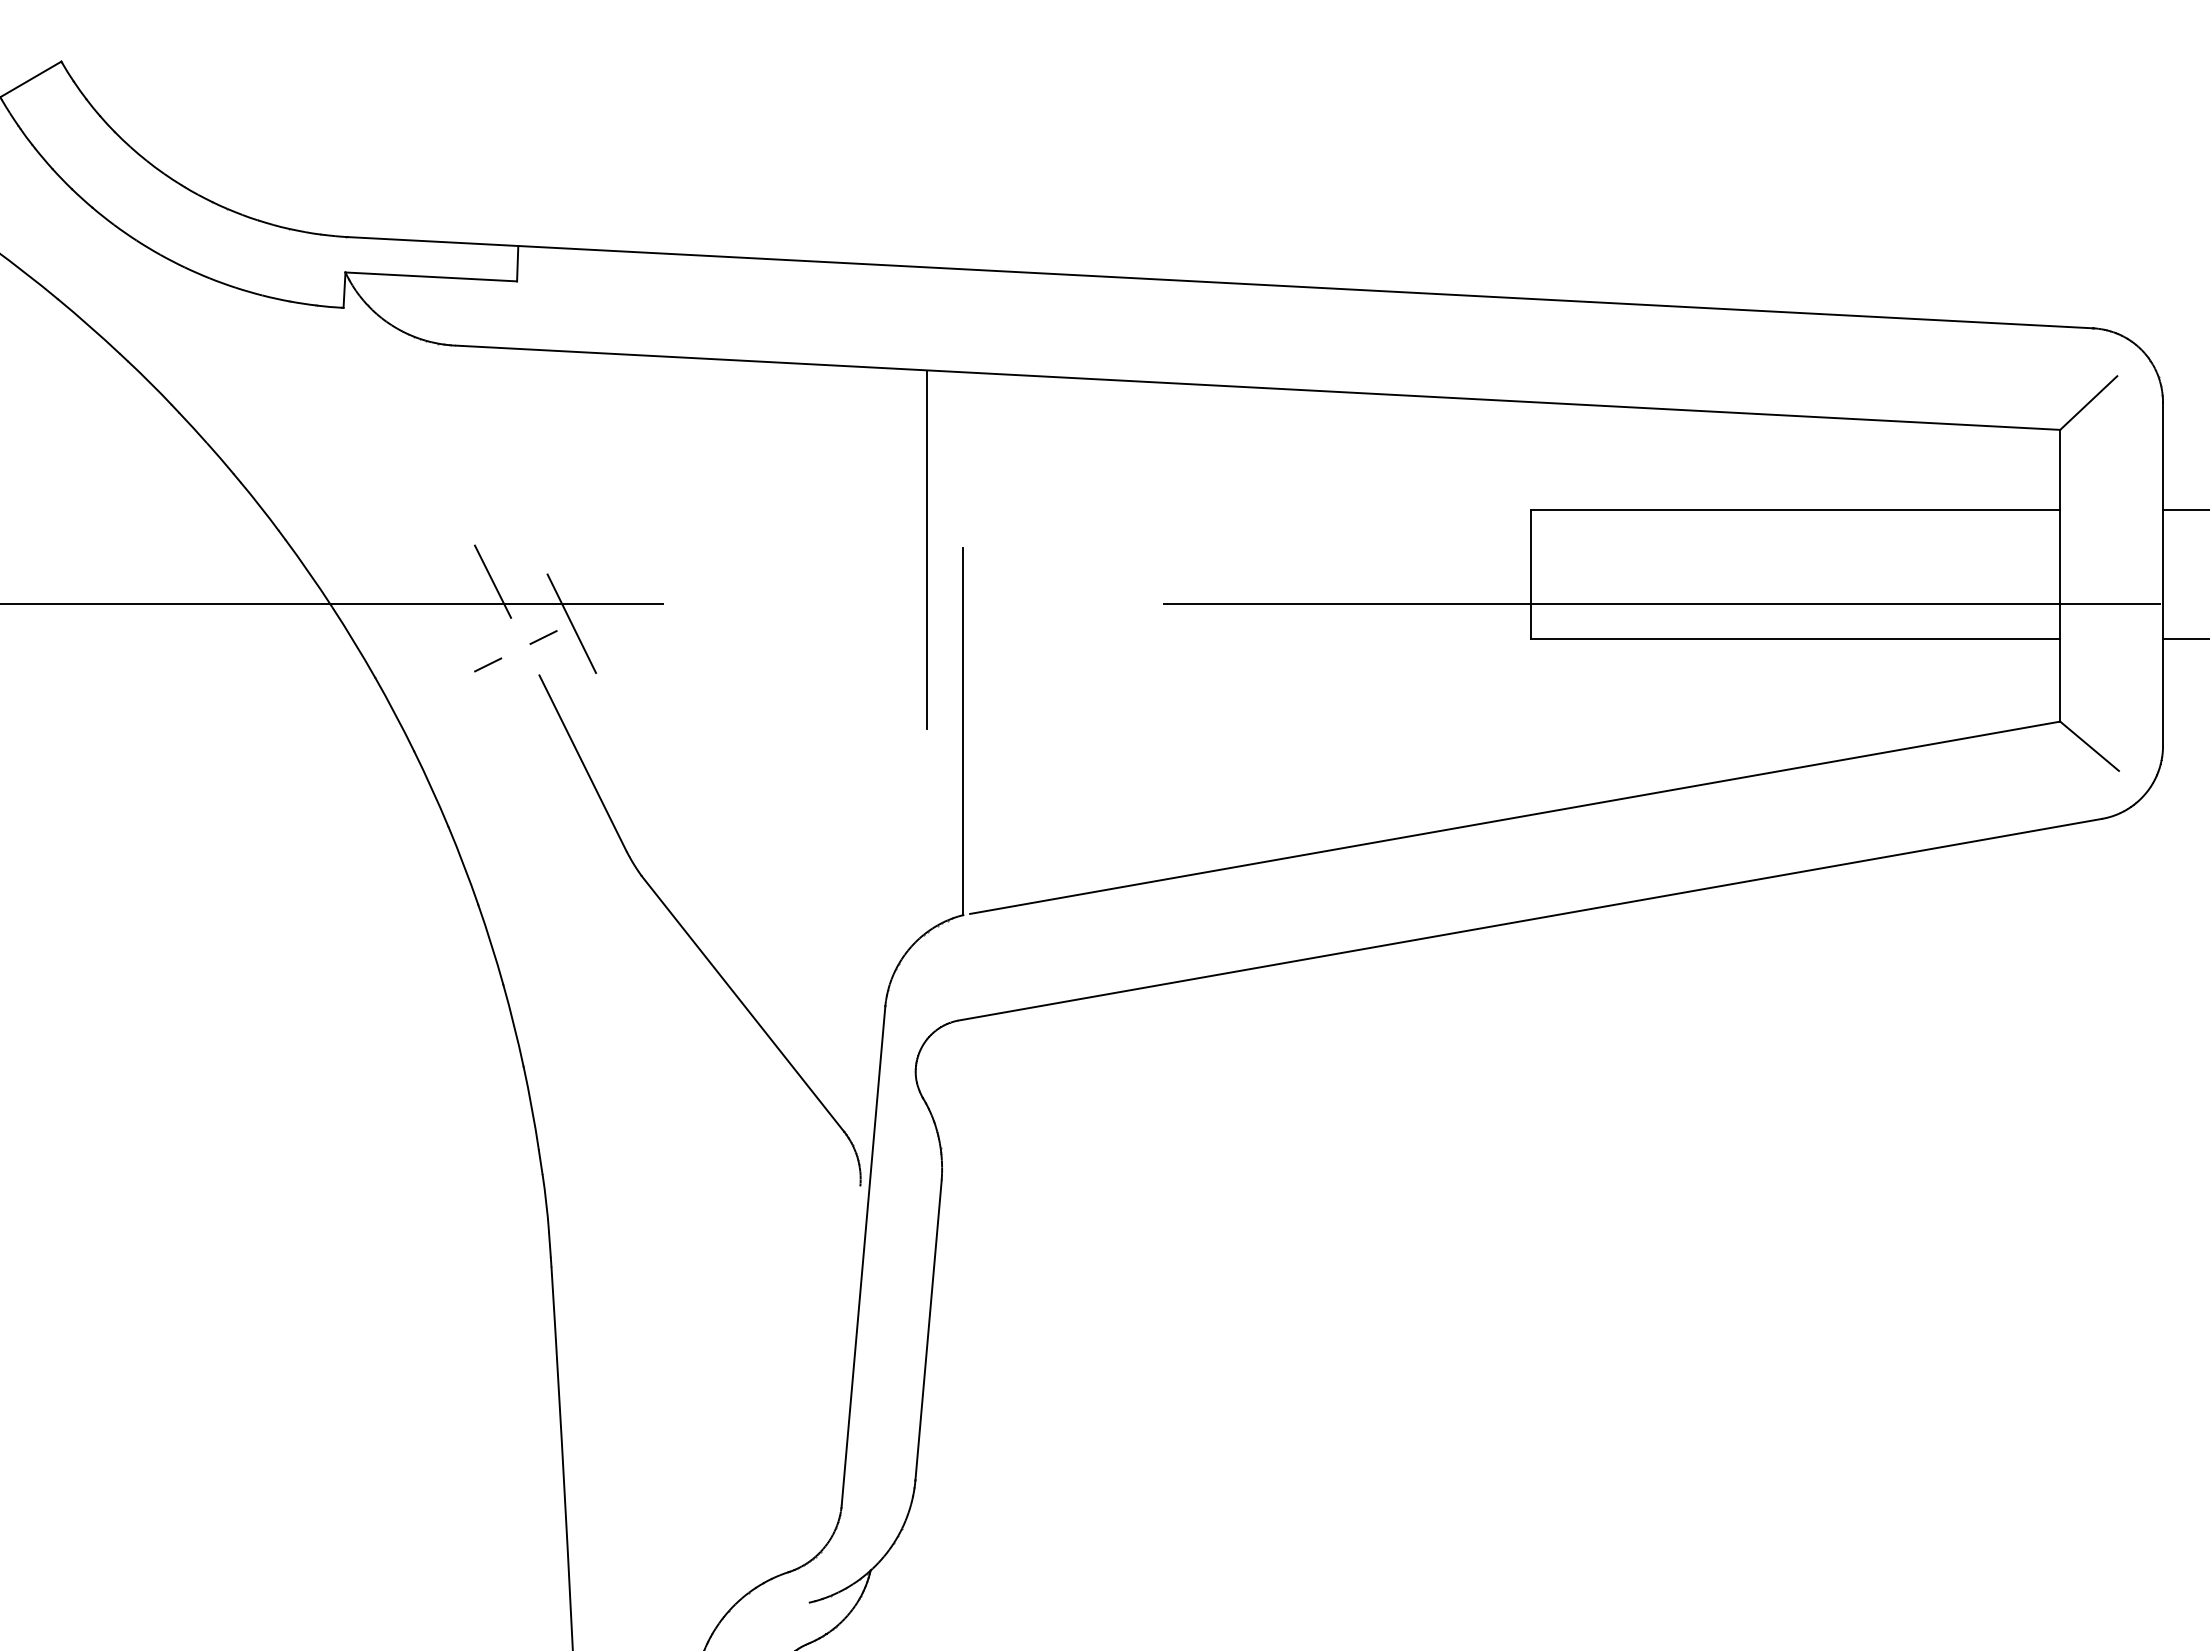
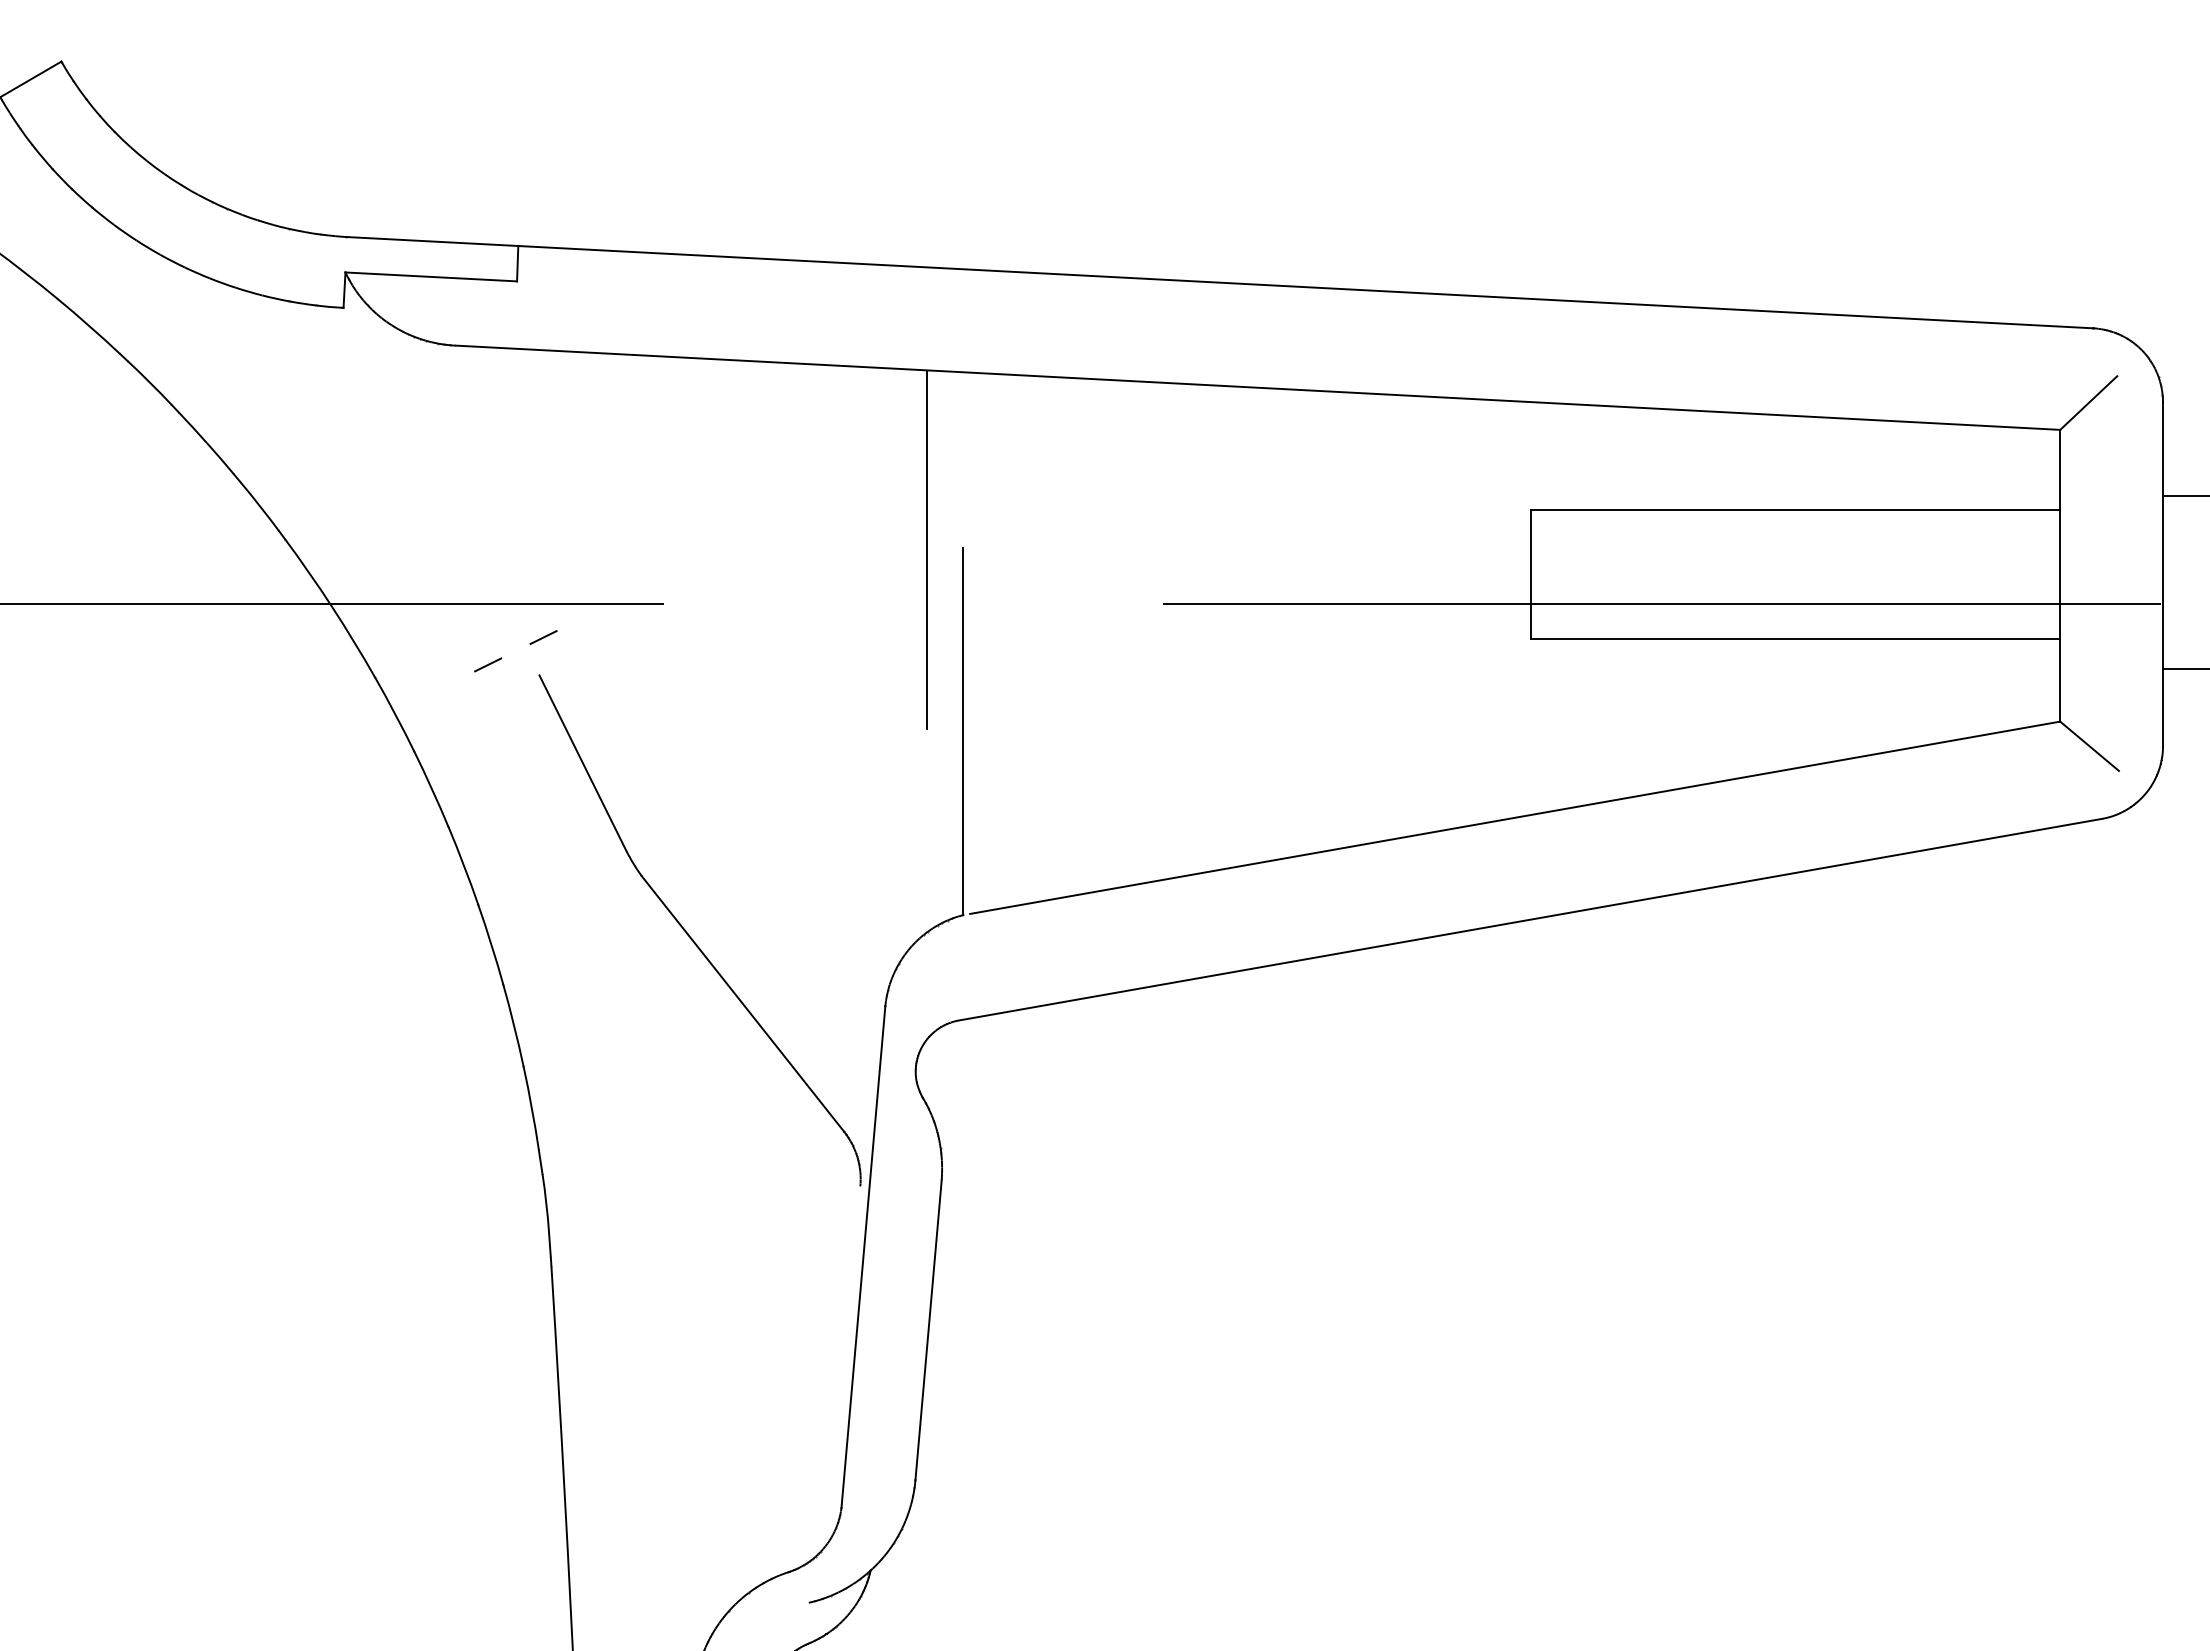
line position: (2184, 510) -> (2184, 496) (2184, 496)
line: present -> none (492, 581)
line: present -> none (571, 623)
line position: (2184, 638) -> (2184, 668) (2184, 668)
